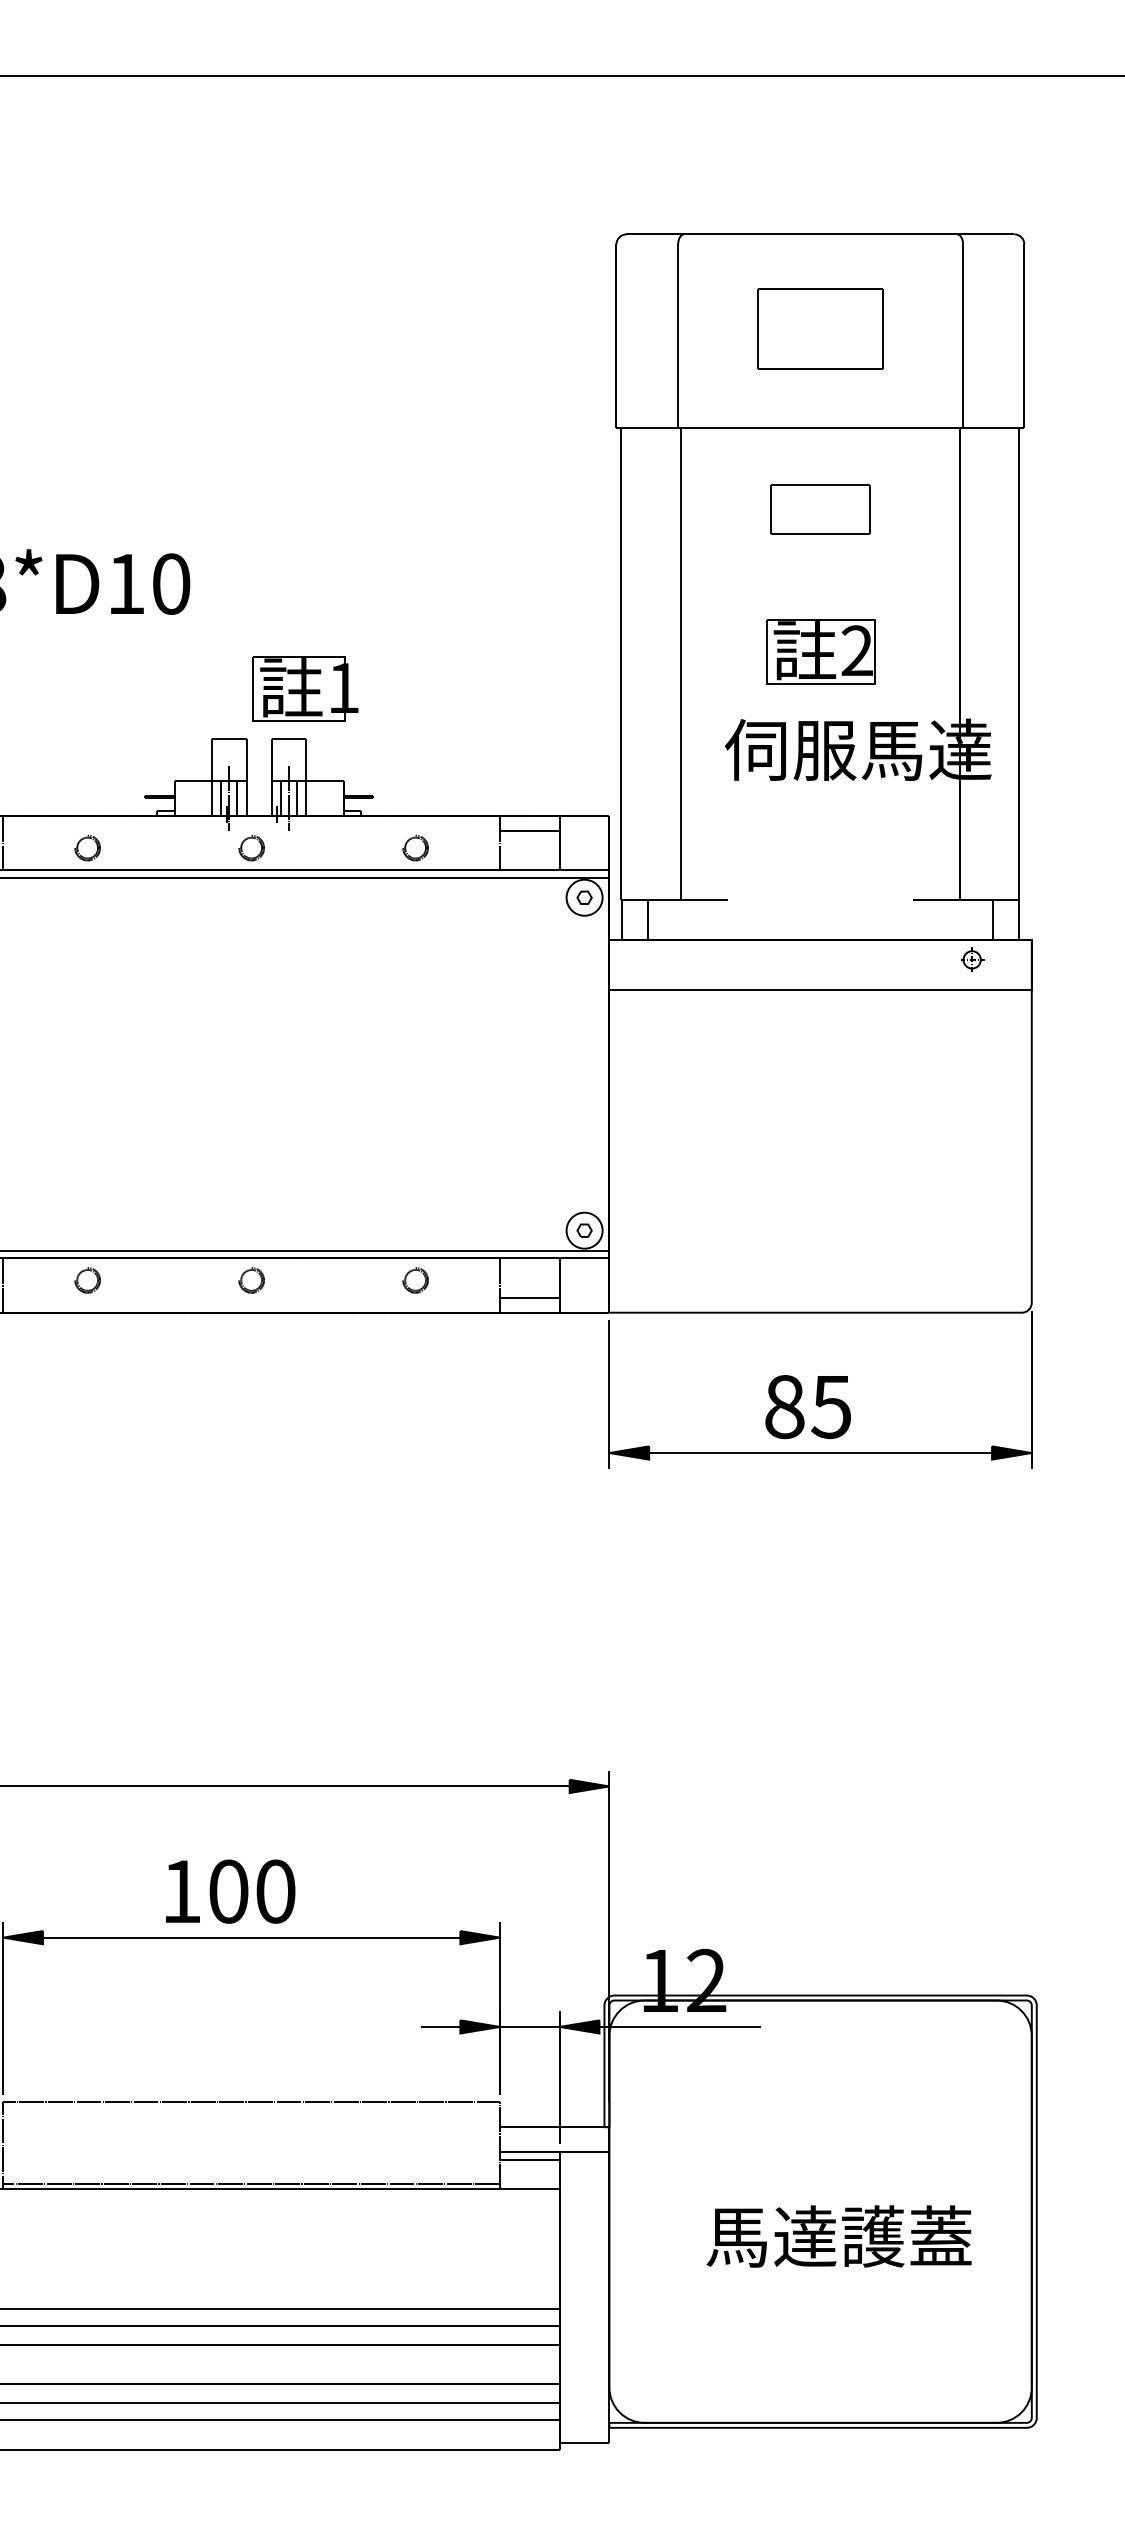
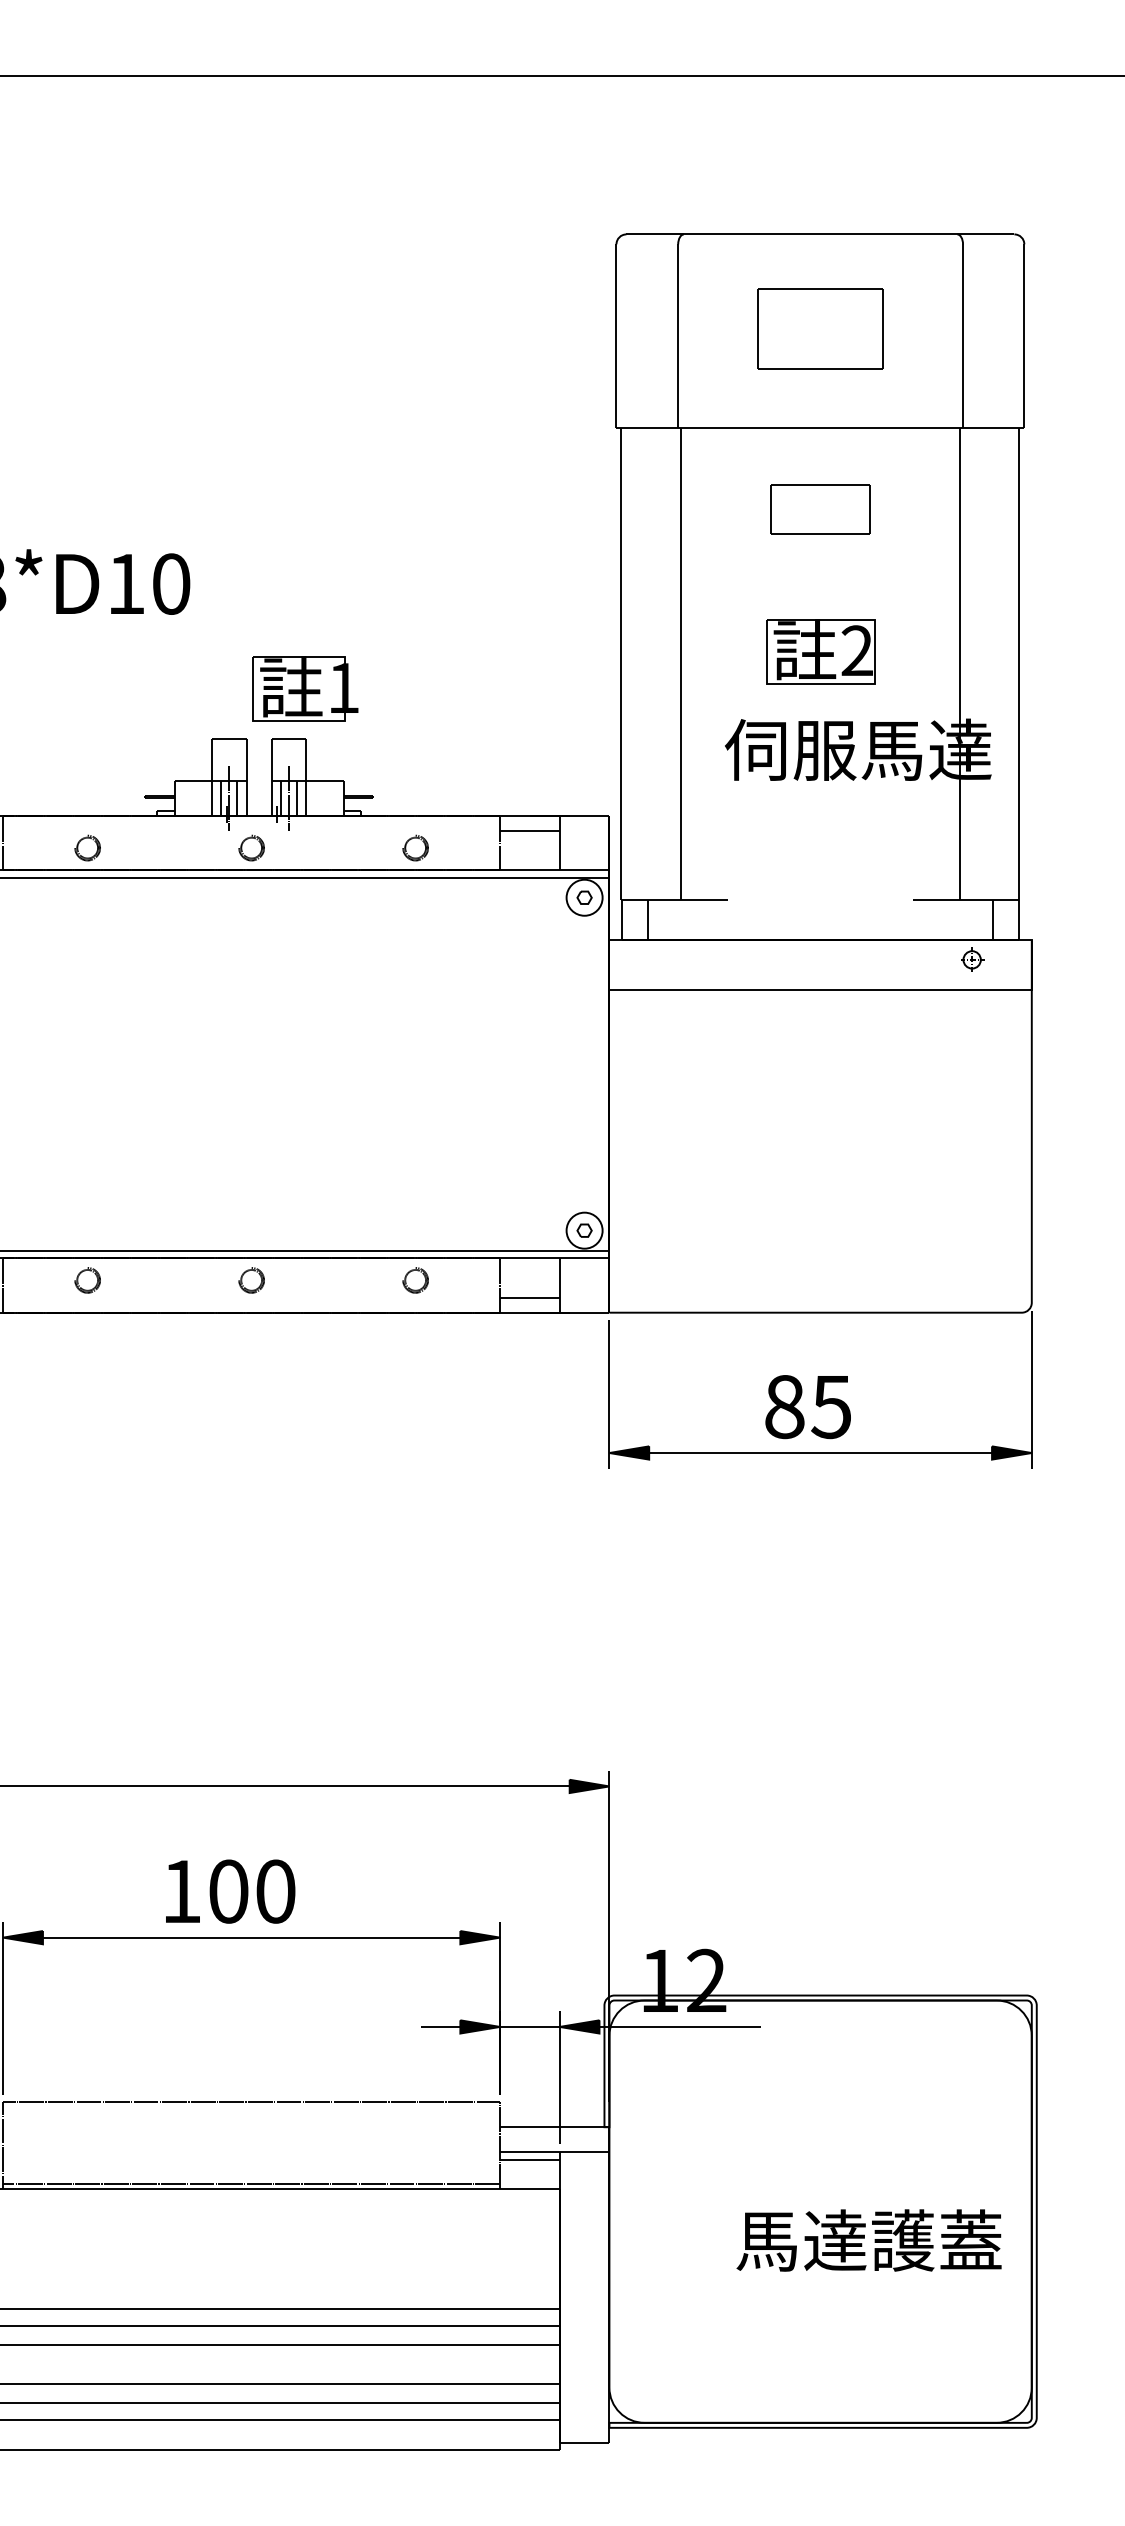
text position: (838, 2236) -> (868, 2240) (868, 2240)
